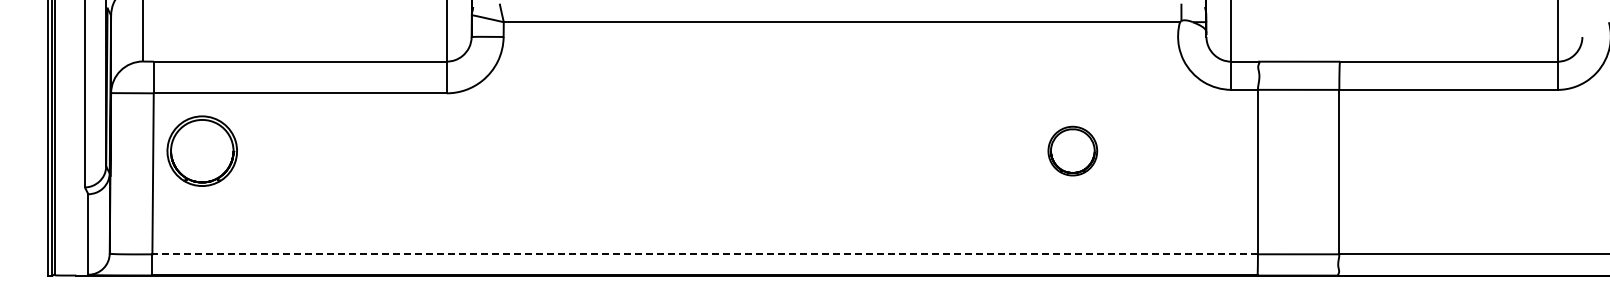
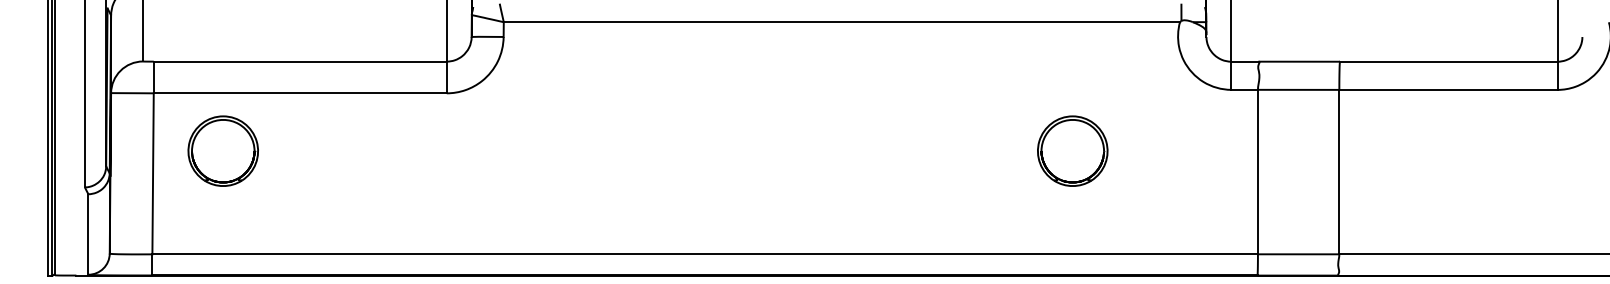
part position: (201, 150) -> (222, 150) (222, 150)
part size: 52x52 px -> 72x72 px (1072, 150)
line: dashed -> solid (705, 254)
